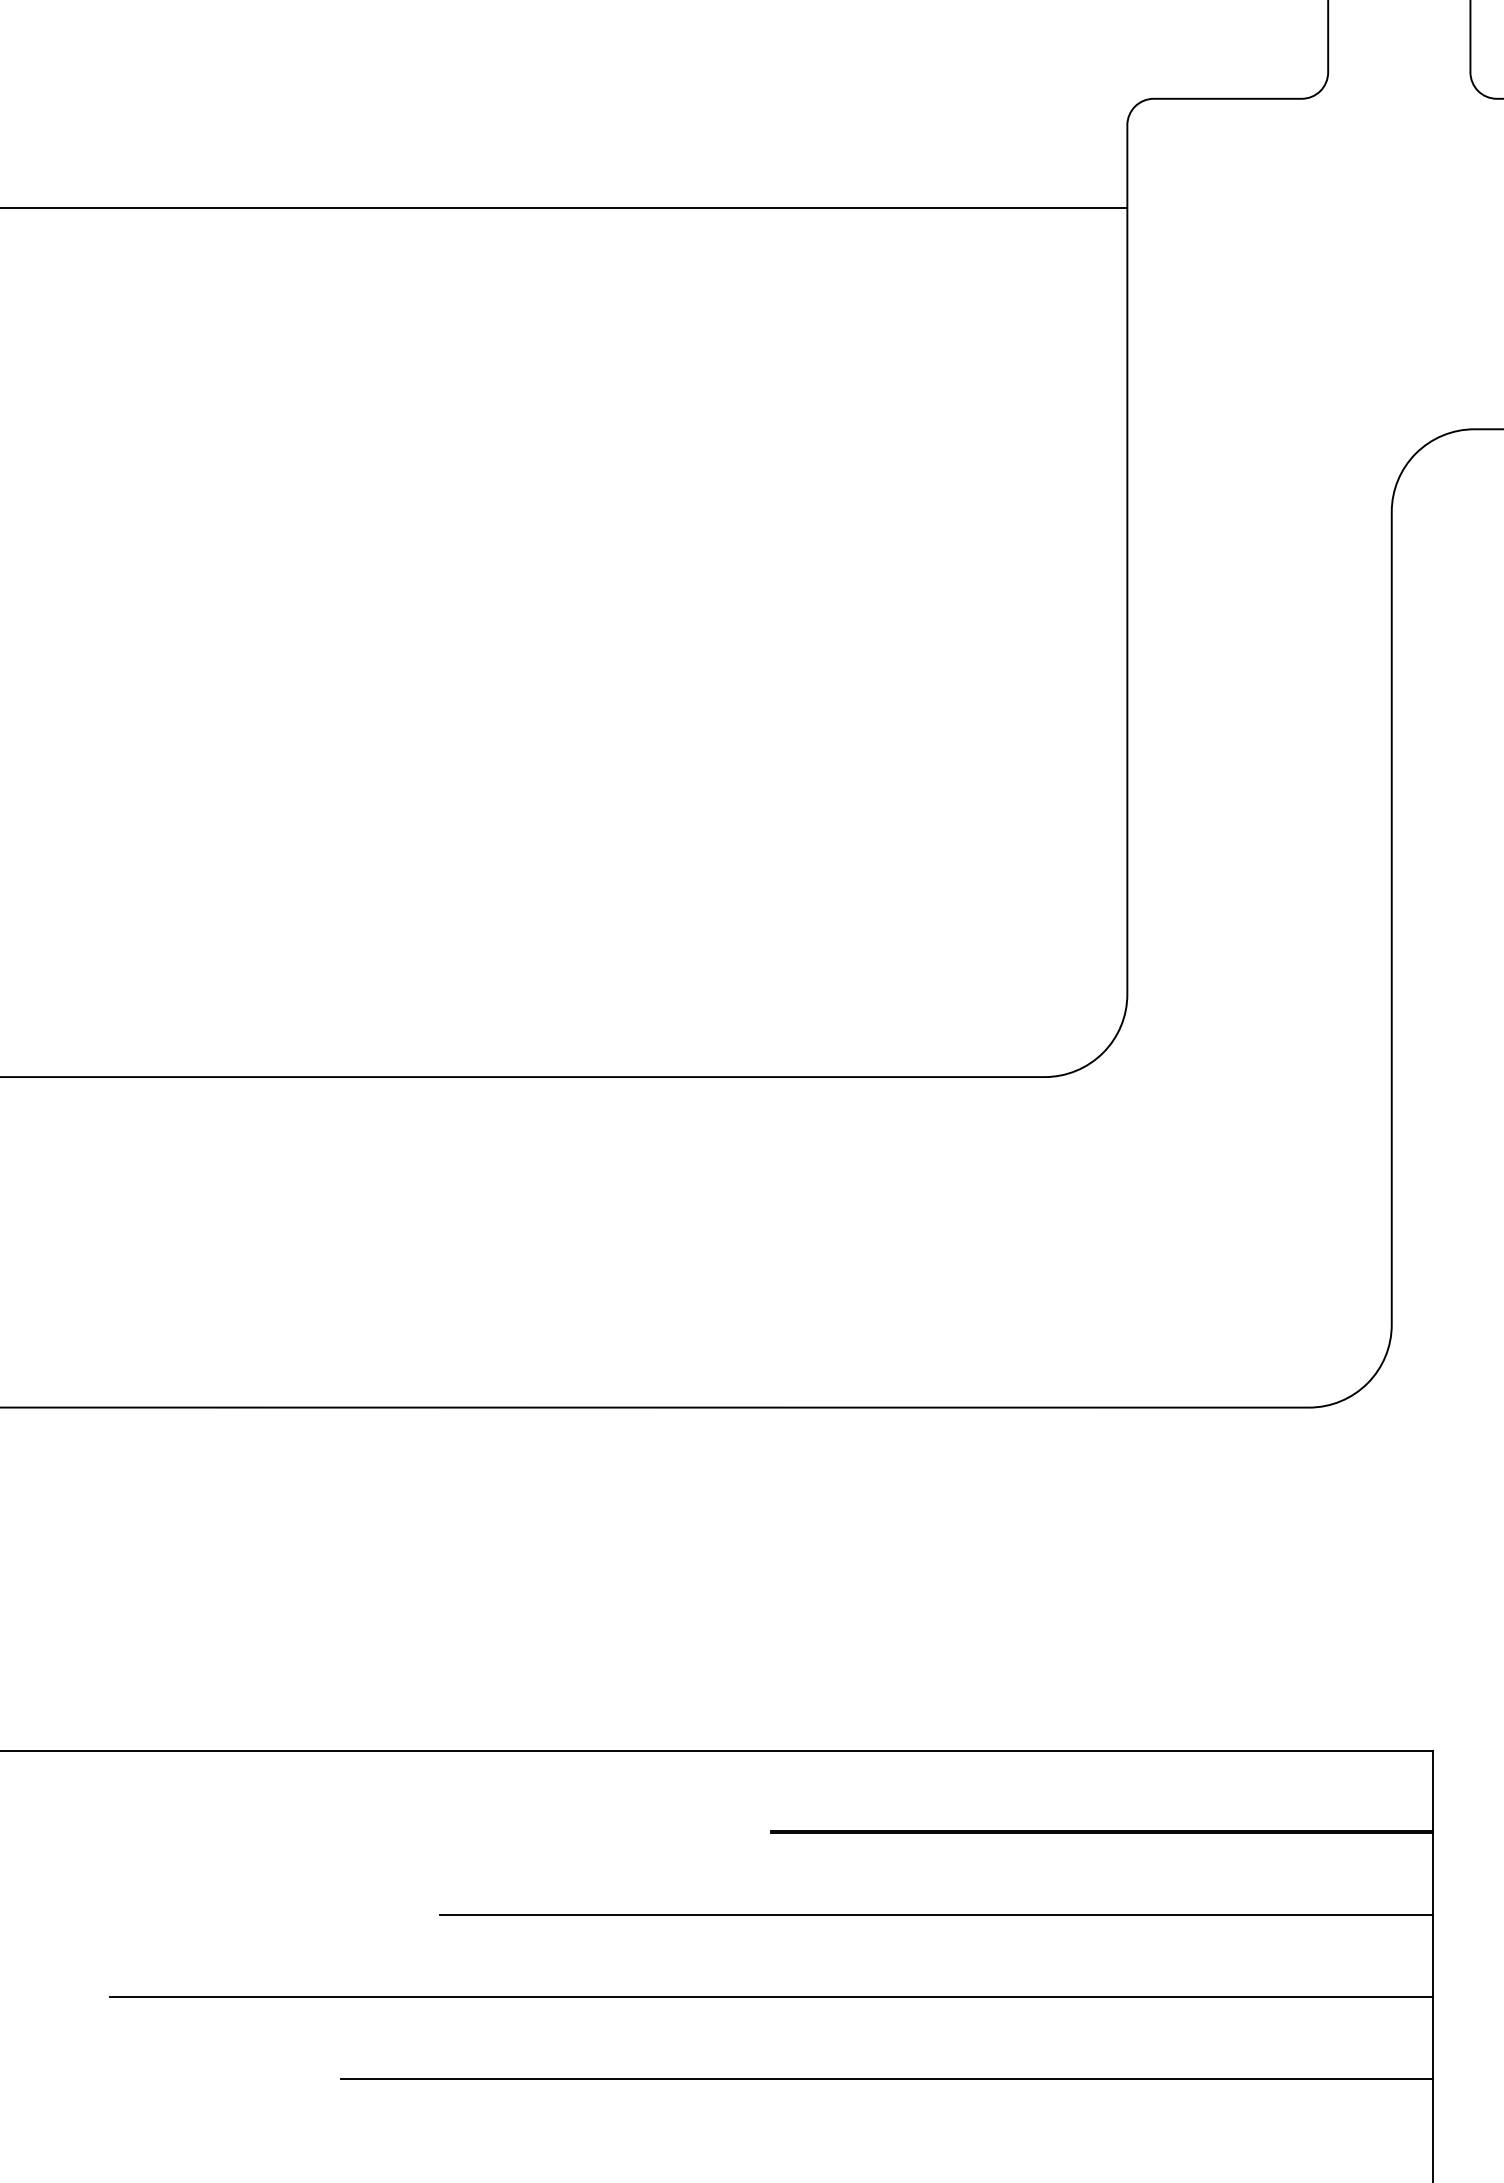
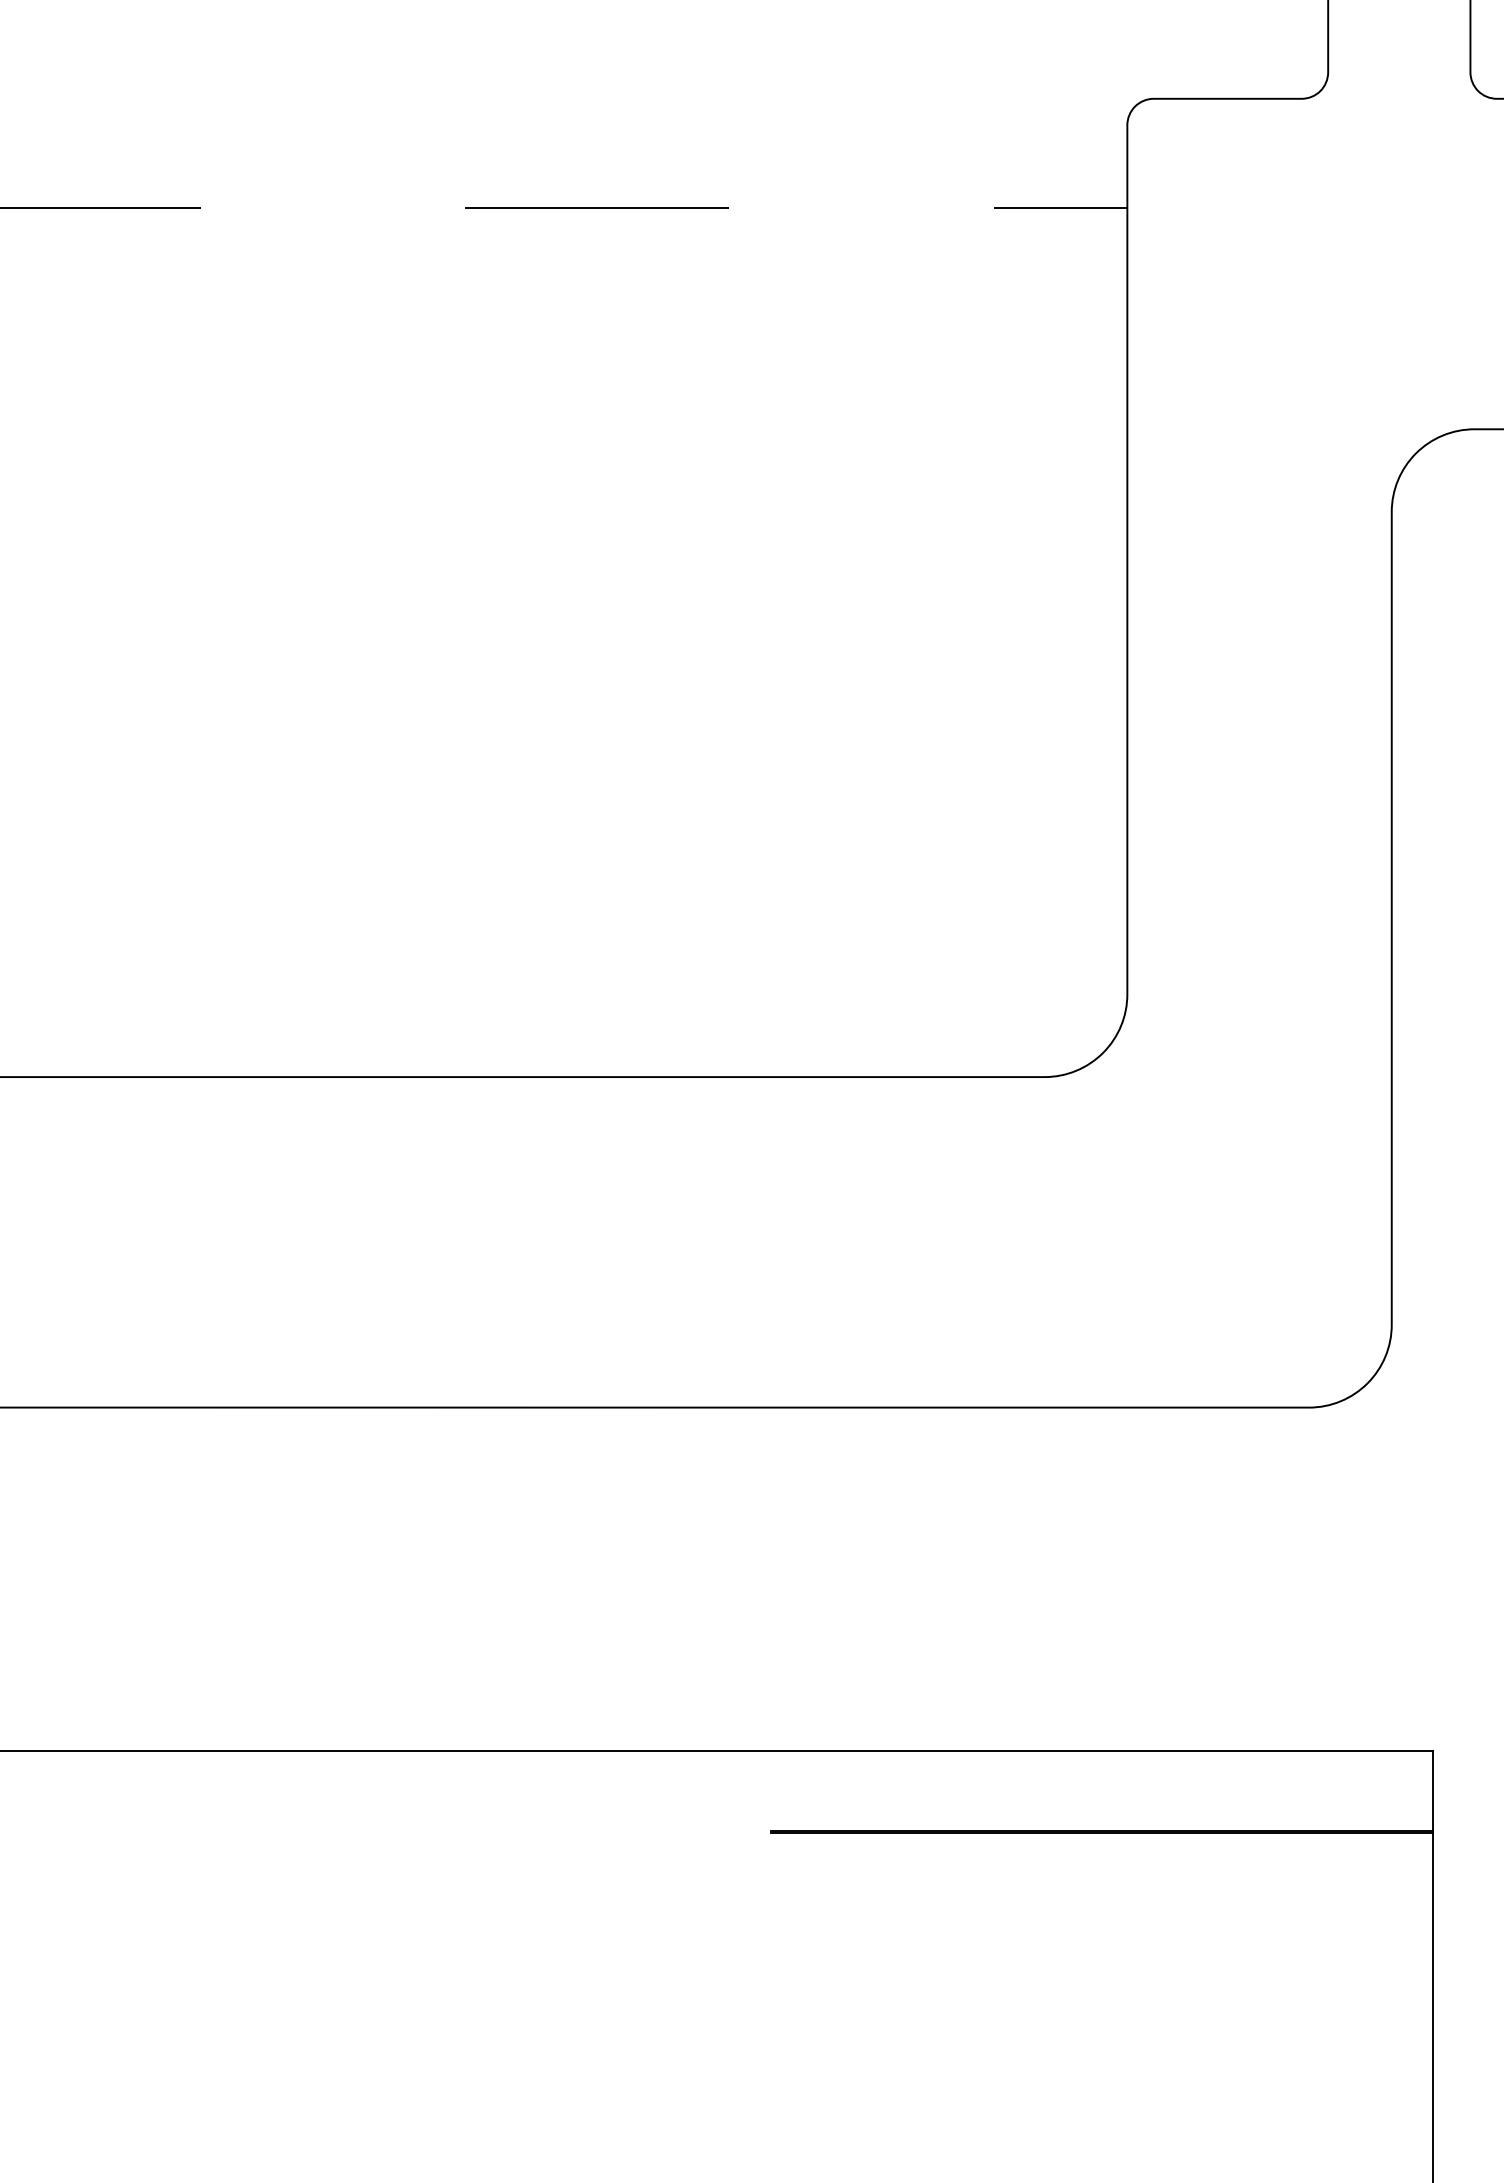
line: solid -> dashed (564, 208)
line: present -> none (936, 1915)
line: present -> none (771, 1997)
line: present -> none (887, 2079)
